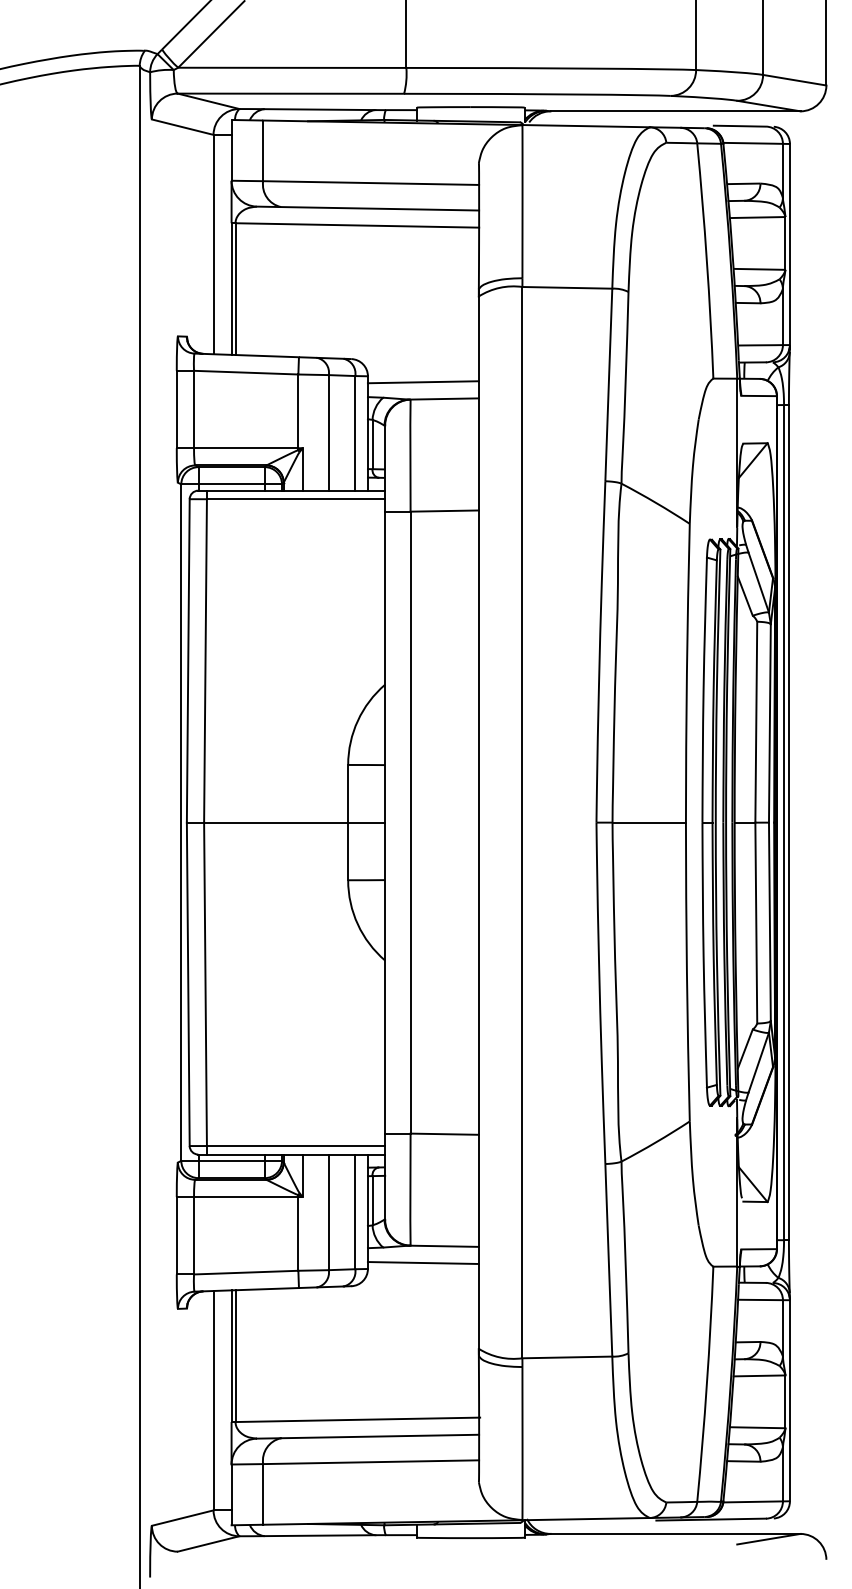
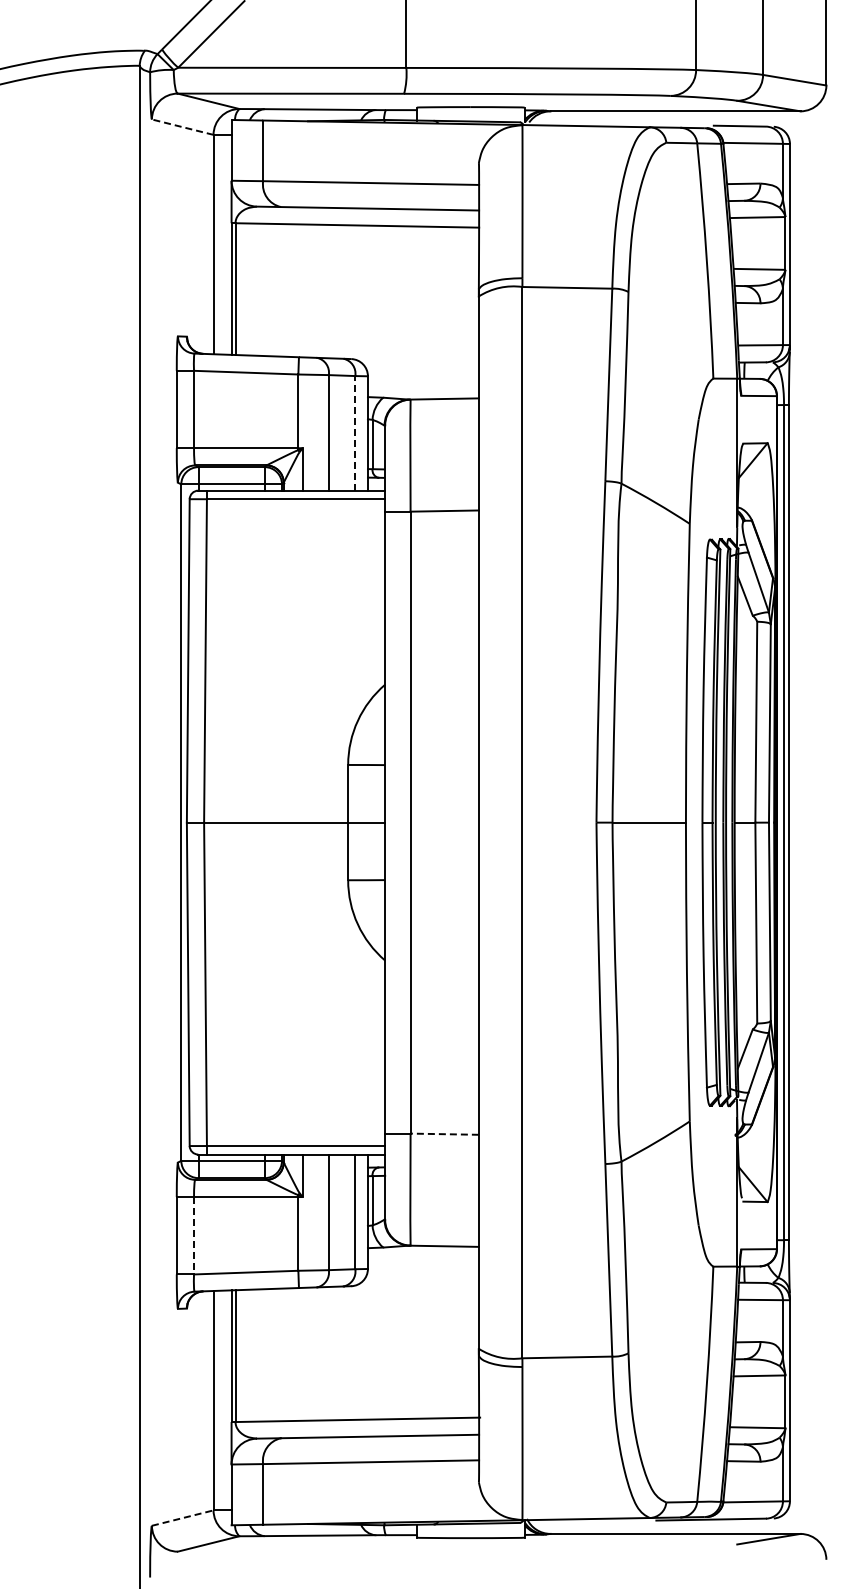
line: solid -> dashed (182, 127)
line: present -> none (422, 382)
line: solid -> dashed (355, 432)
line: solid -> dashed (444, 1134)
line: solid -> dashed (194, 1235)
line: present -> none (422, 1262)
line: solid -> dashed (182, 1518)
